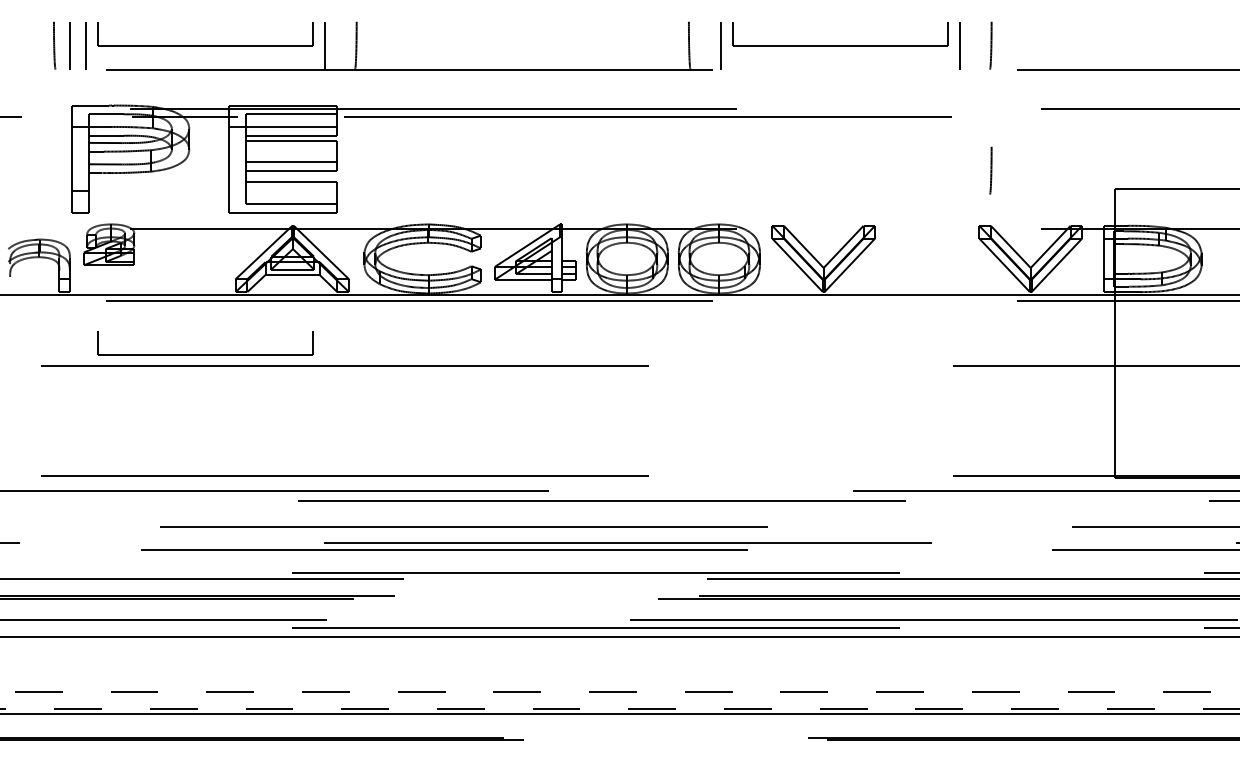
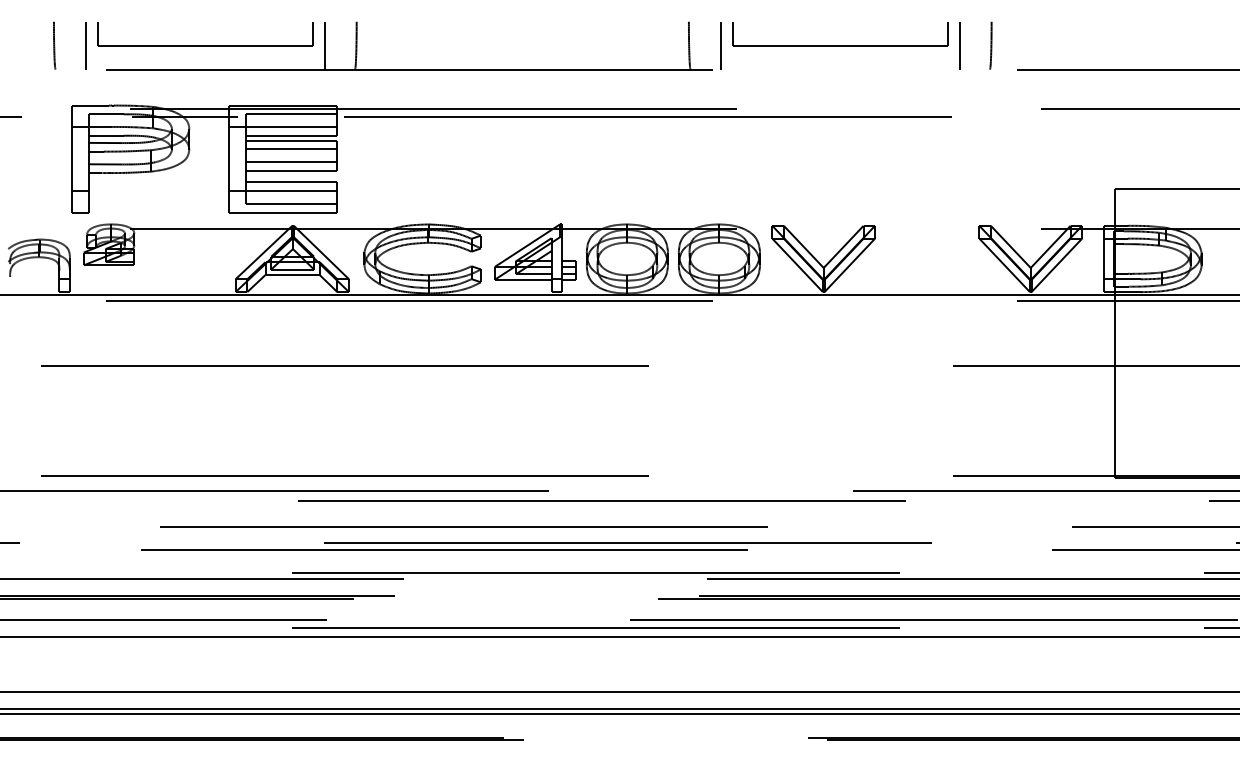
line: present -> none (69, 45)
line: none -> present (290, 149)
line: present -> none (990, 170)
line: none -> present (282, 191)
part: present -> none (205, 354)
line: dashed -> solid (619, 691)
line: dashed -> solid (620, 708)
